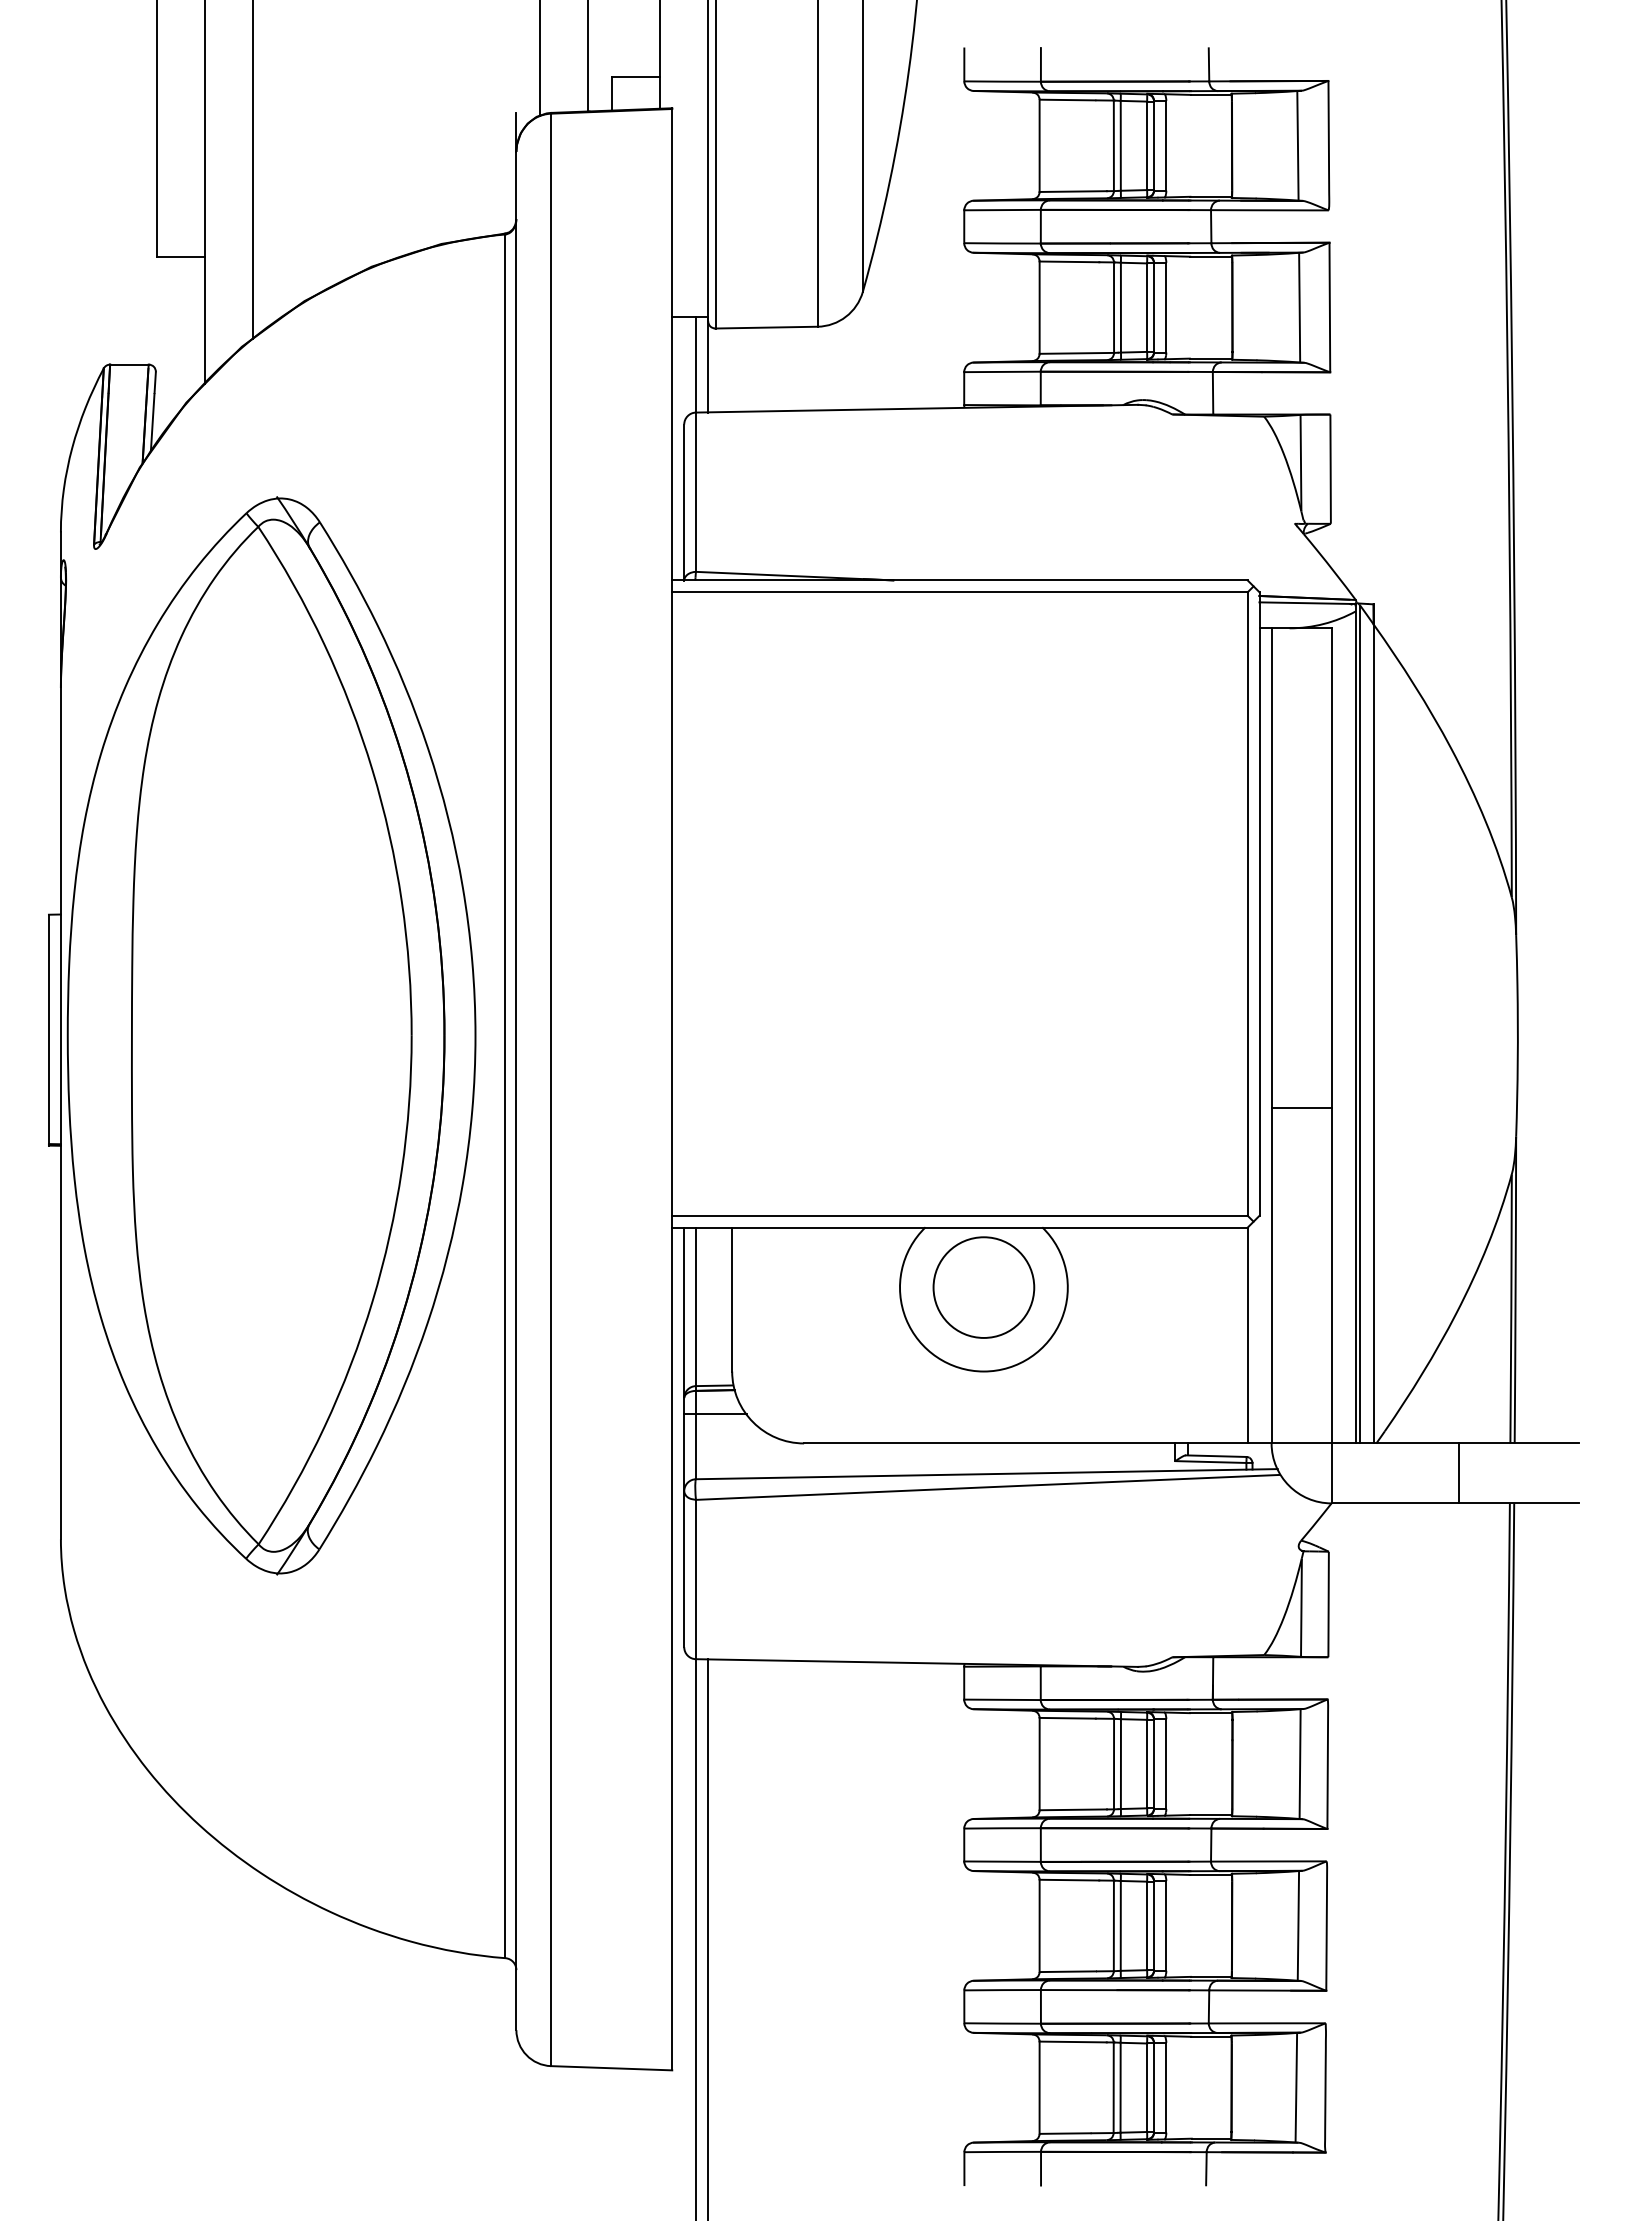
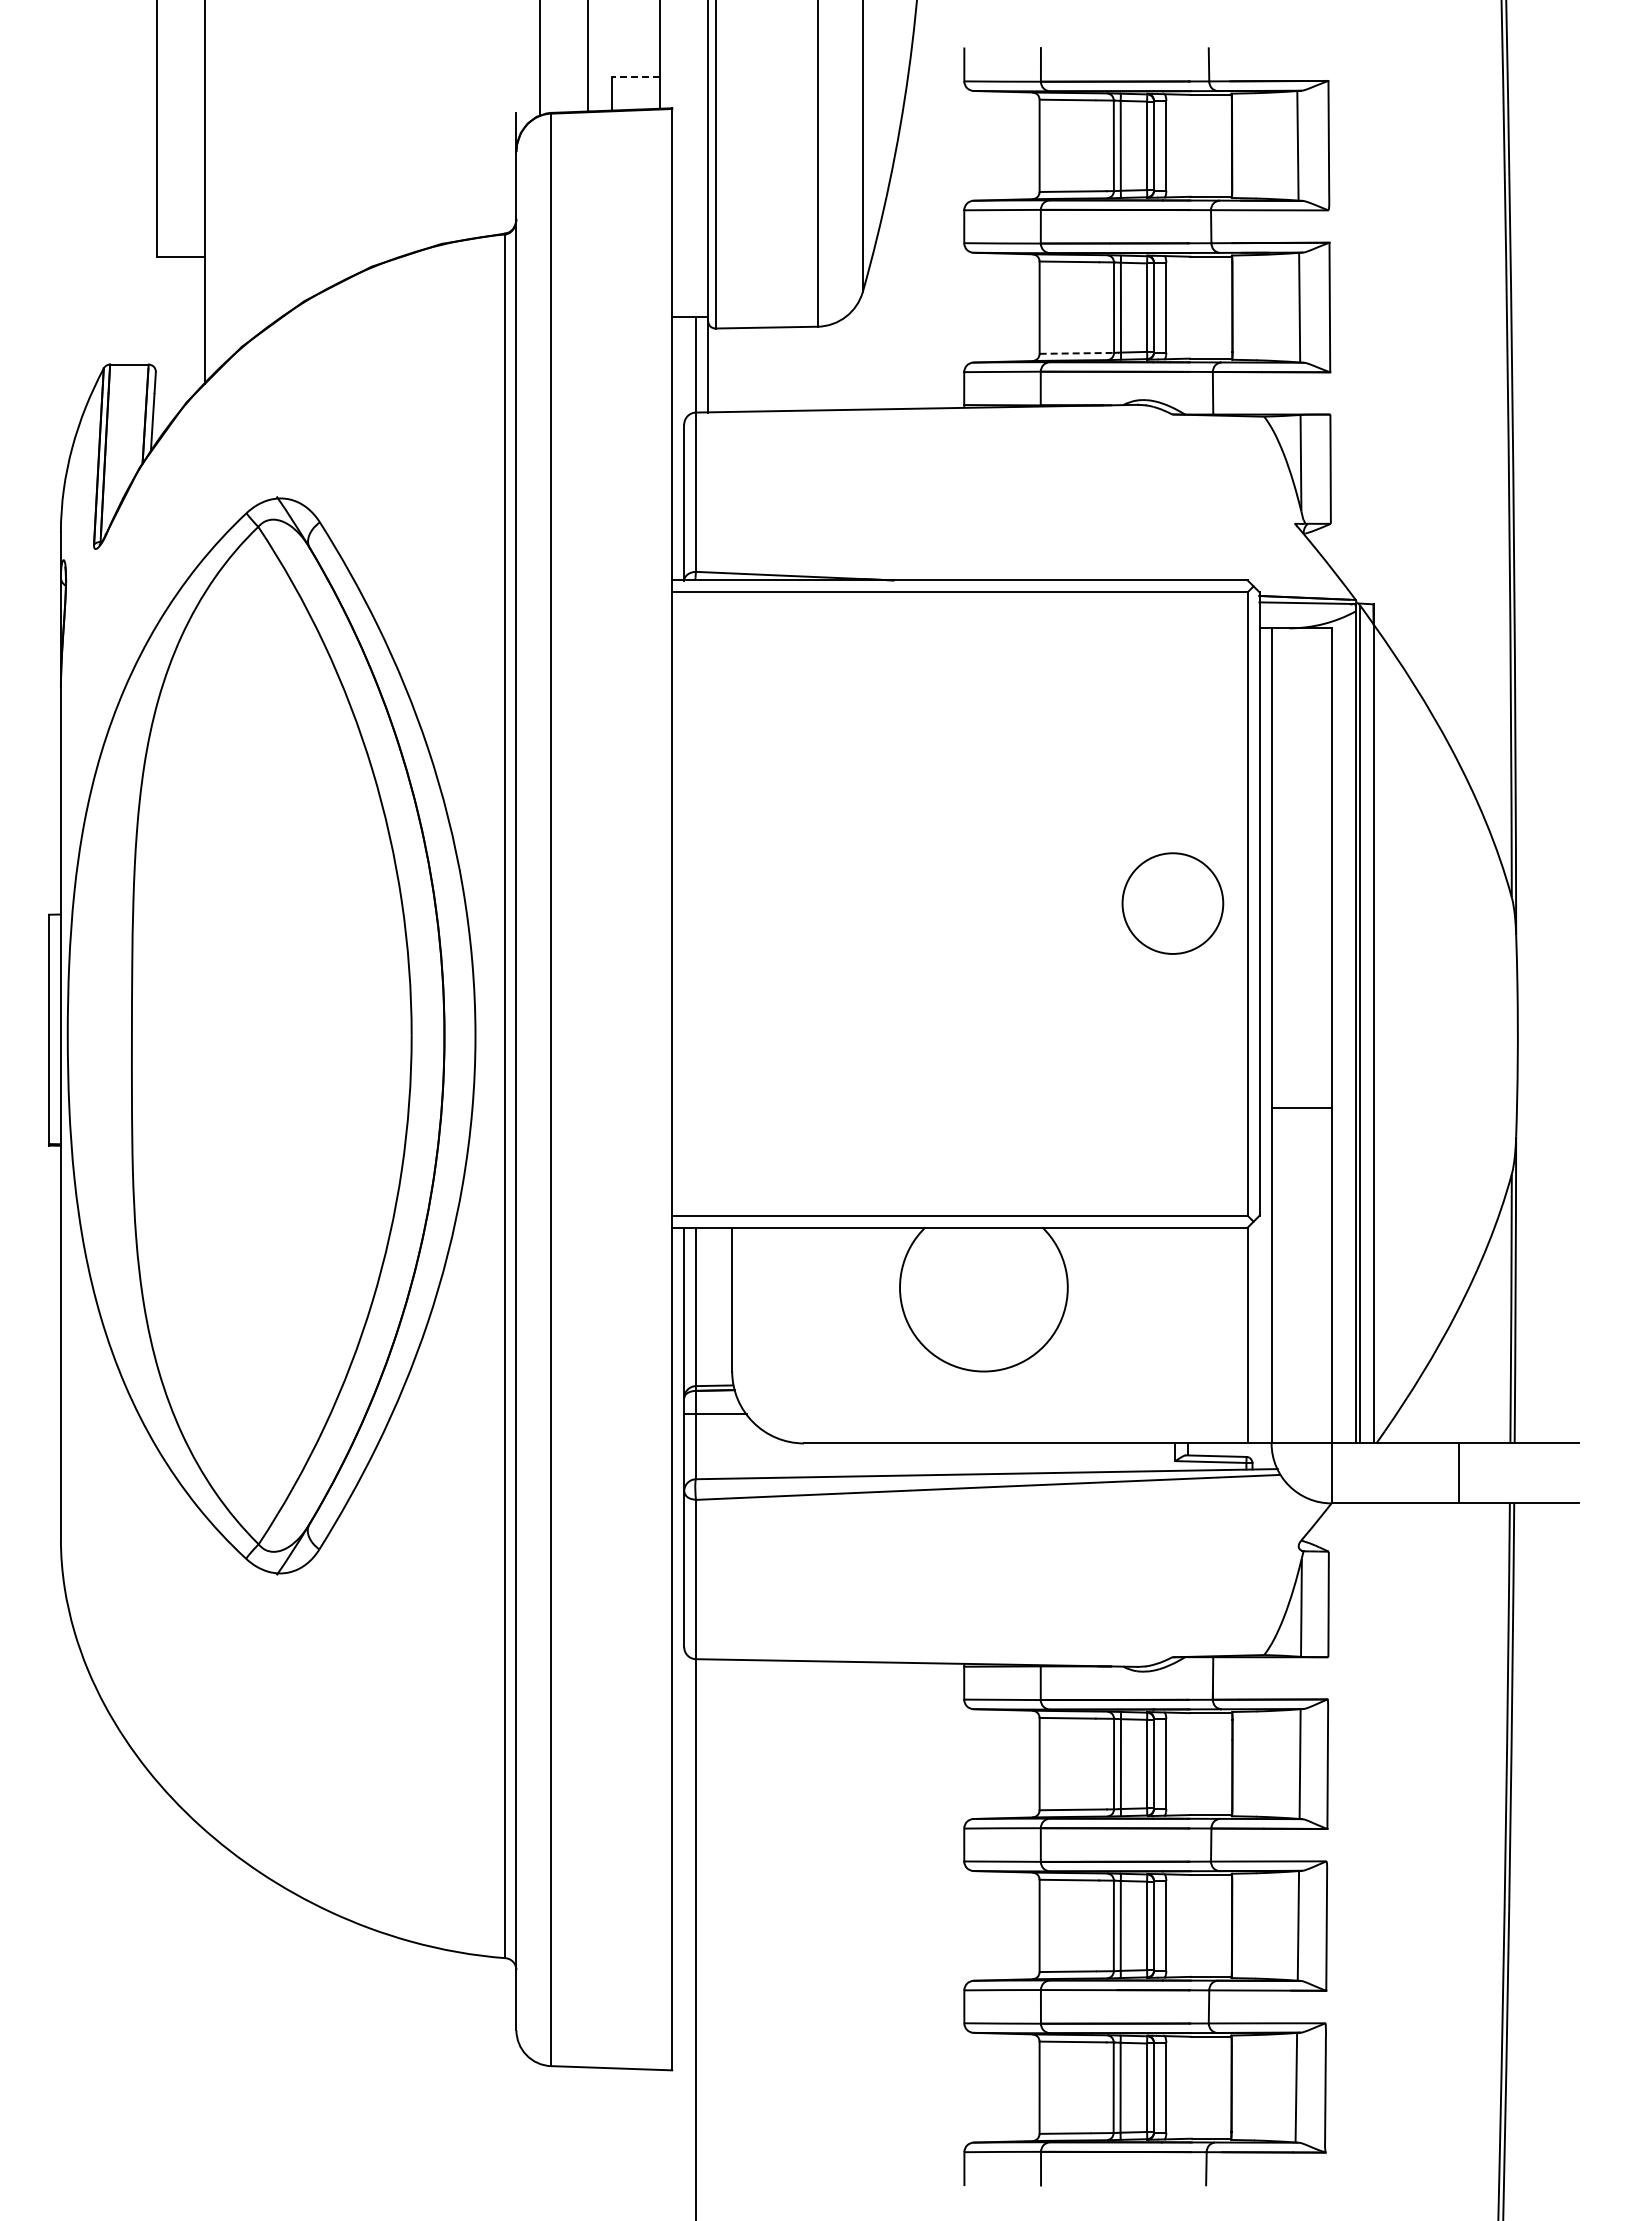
line: solid -> dashed (636, 76)
line: present -> none (252, 170)
line: solid -> dashed (1077, 353)
circle position: (983, 1287) -> (1172, 903) (1172, 903)
line: present -> none (707, 1938)
